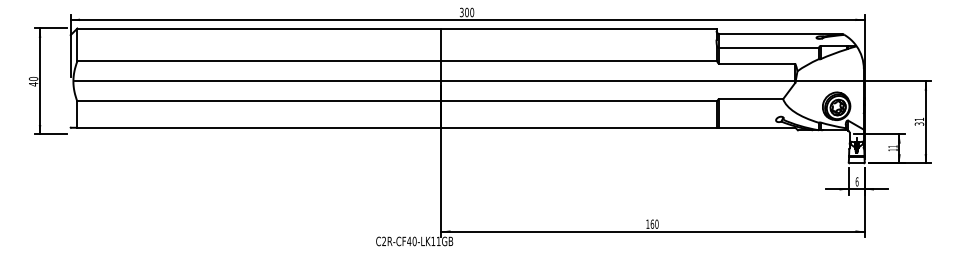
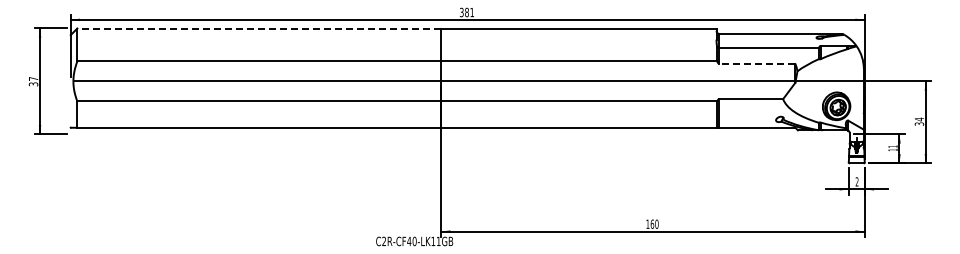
text: 300 -> 381 (469, 12)
line: solid -> dashed (259, 28)
line: solid -> dashed (756, 63)
text: 40 -> 37 (33, 81)
text: 31 -> 34 (918, 119)
text: 6 -> 2 (856, 181)
